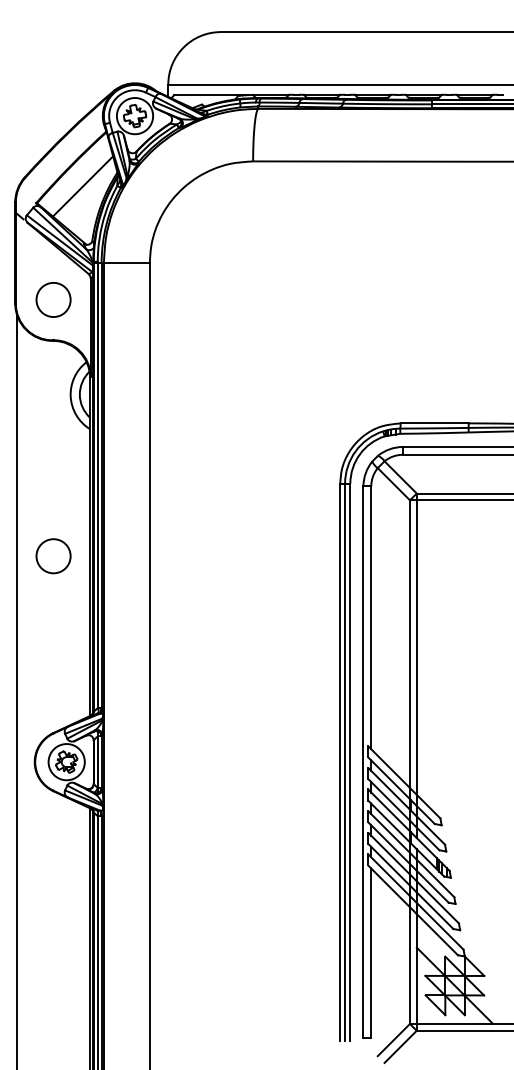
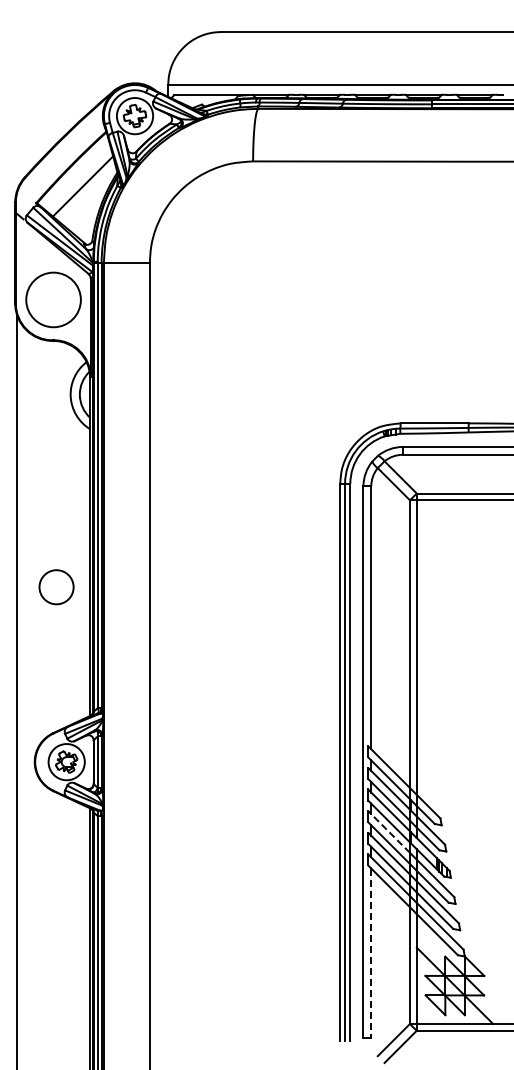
circle diameter: 34 px -> 55 px (53, 299)
circle position: (53, 556) -> (56, 587) (56, 587)
line: solid -> dashed (390, 833)
line: solid -> dashed (371, 953)
